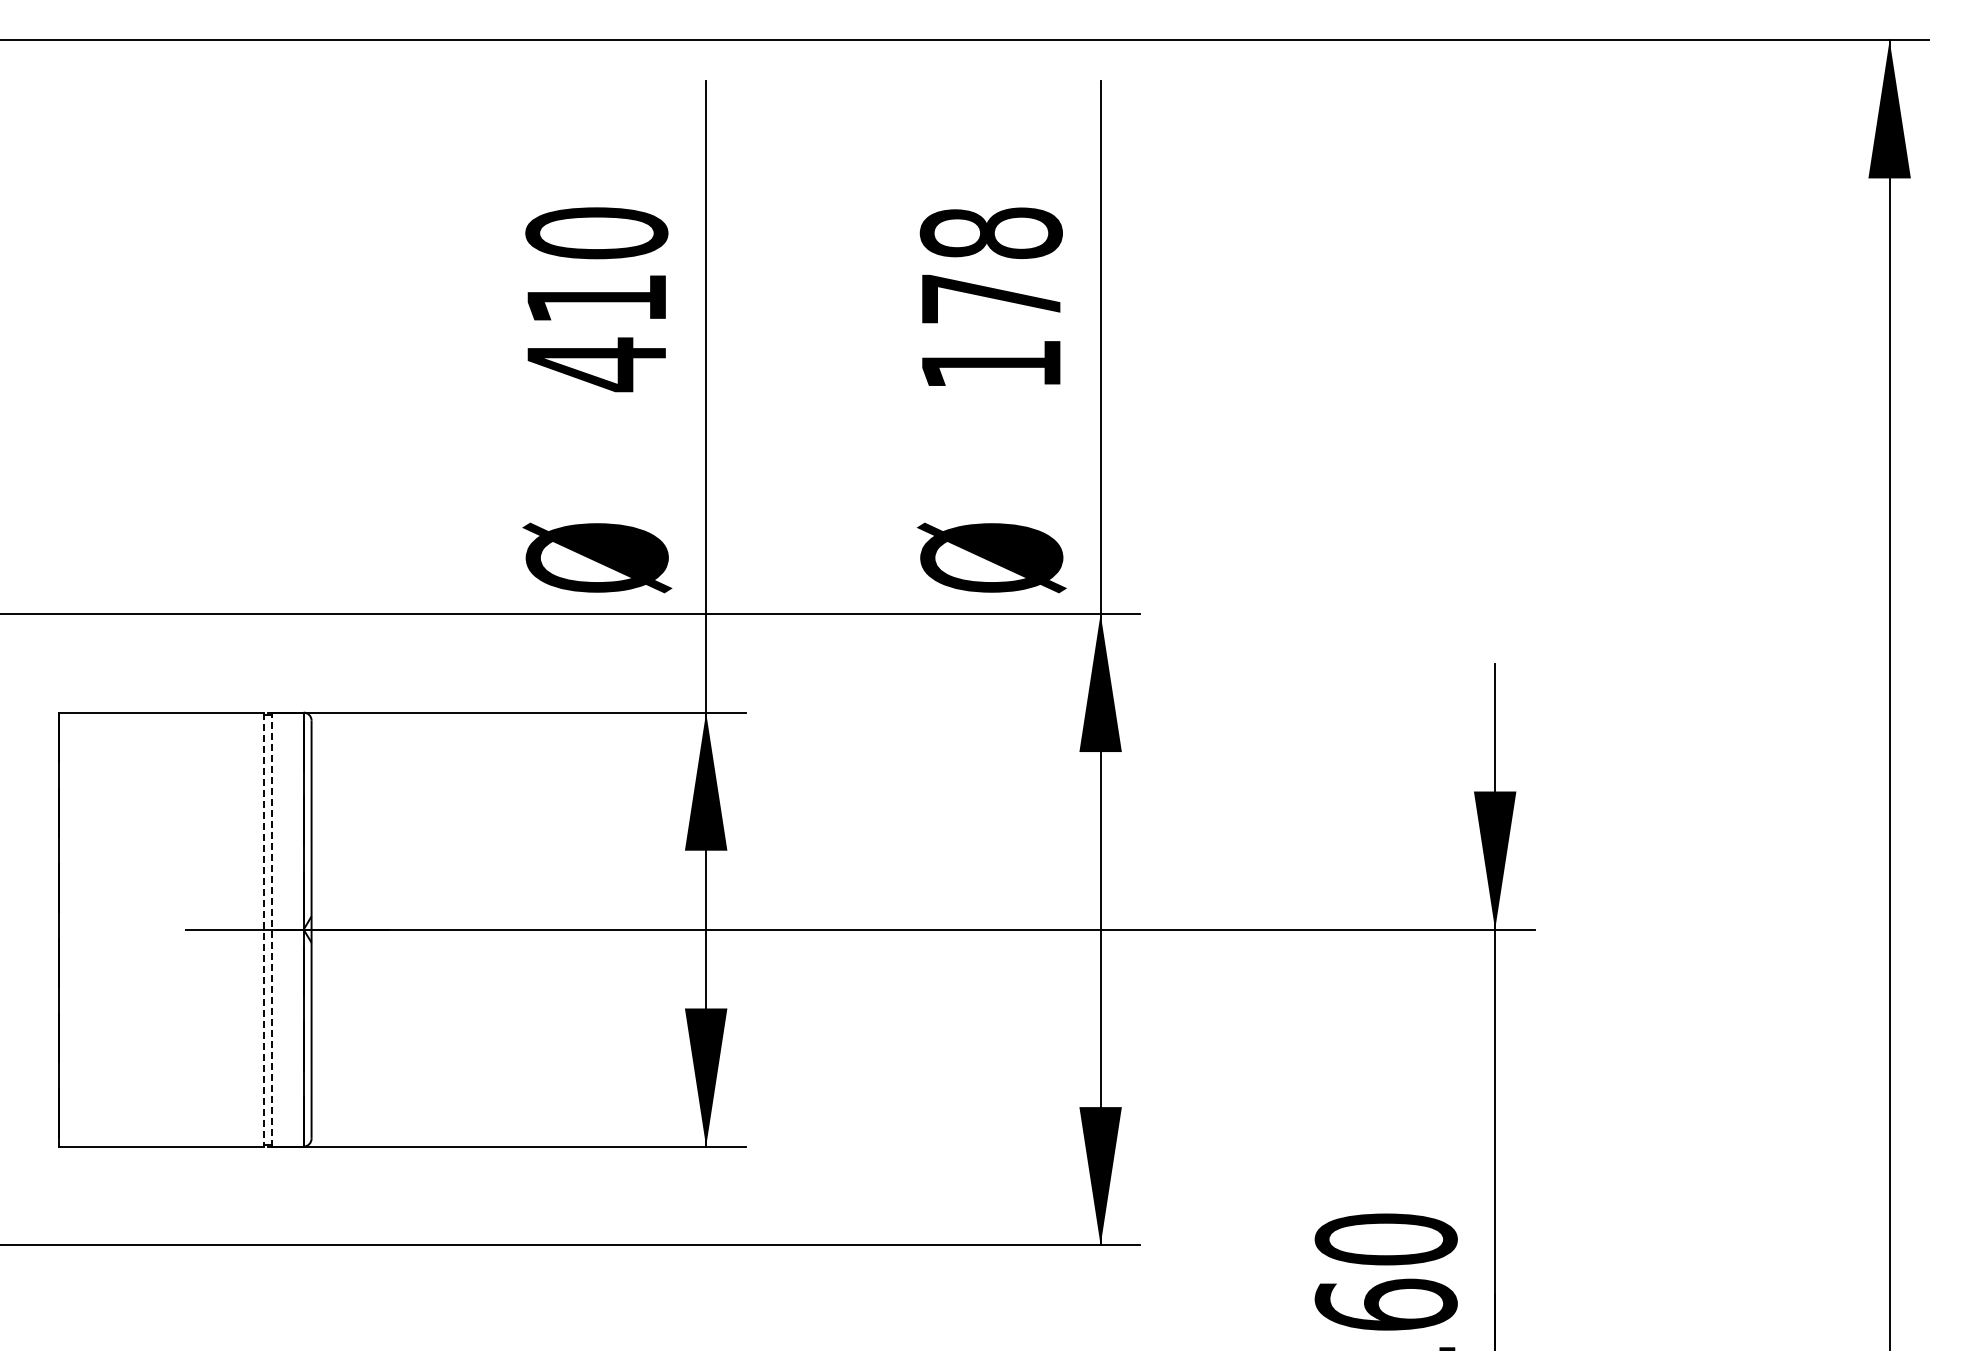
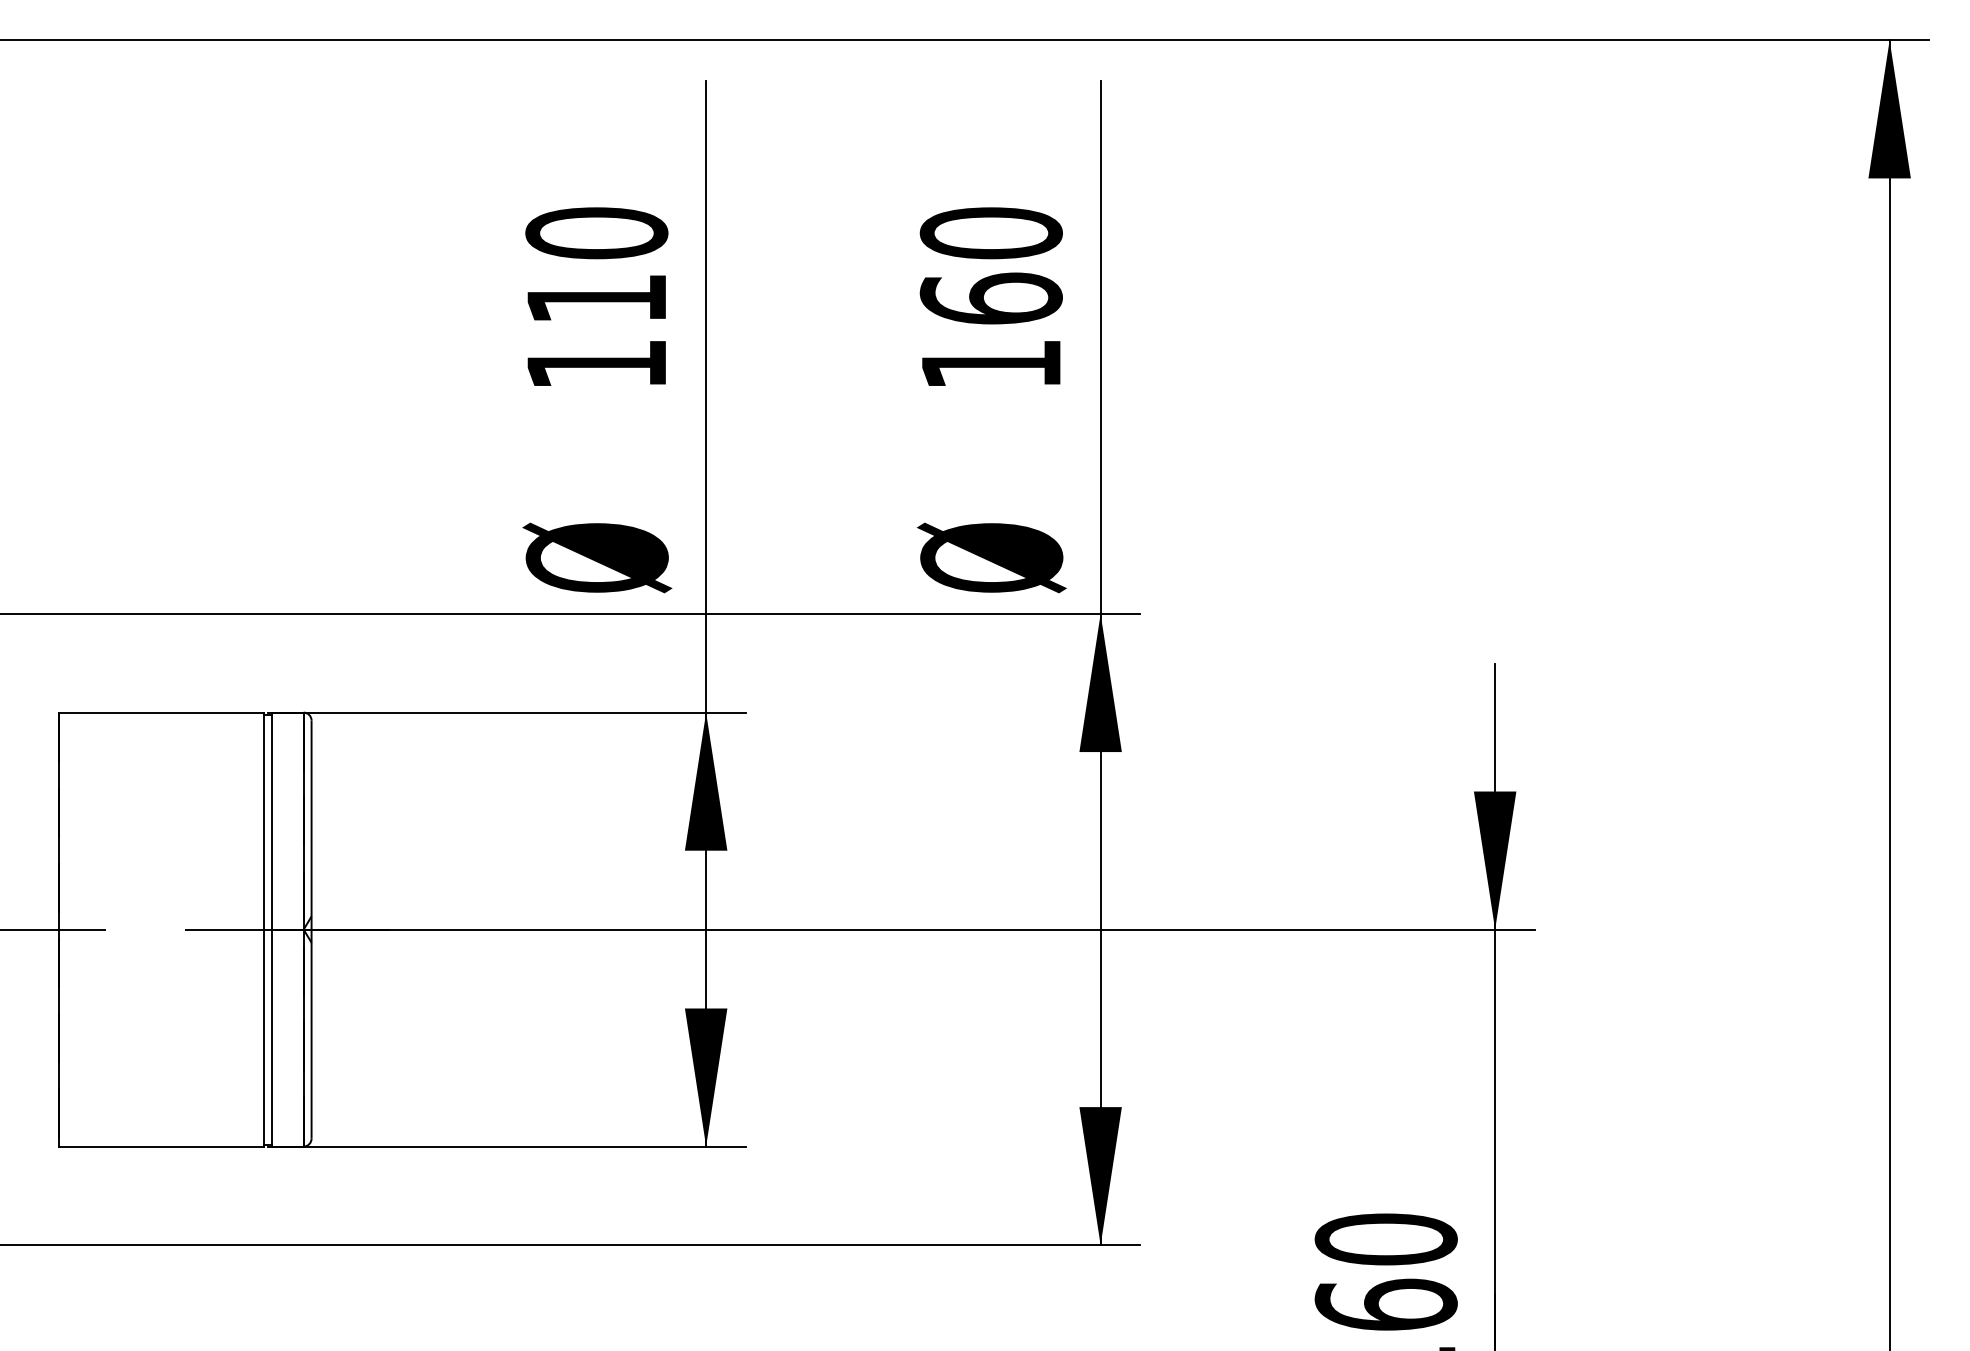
text: 178 -> 160 (990, 265)
text: 410 -> 110 (596, 364)
line: none -> present (54, 929)
line: dashed -> solid (264, 929)
line: dashed -> solid (272, 929)
